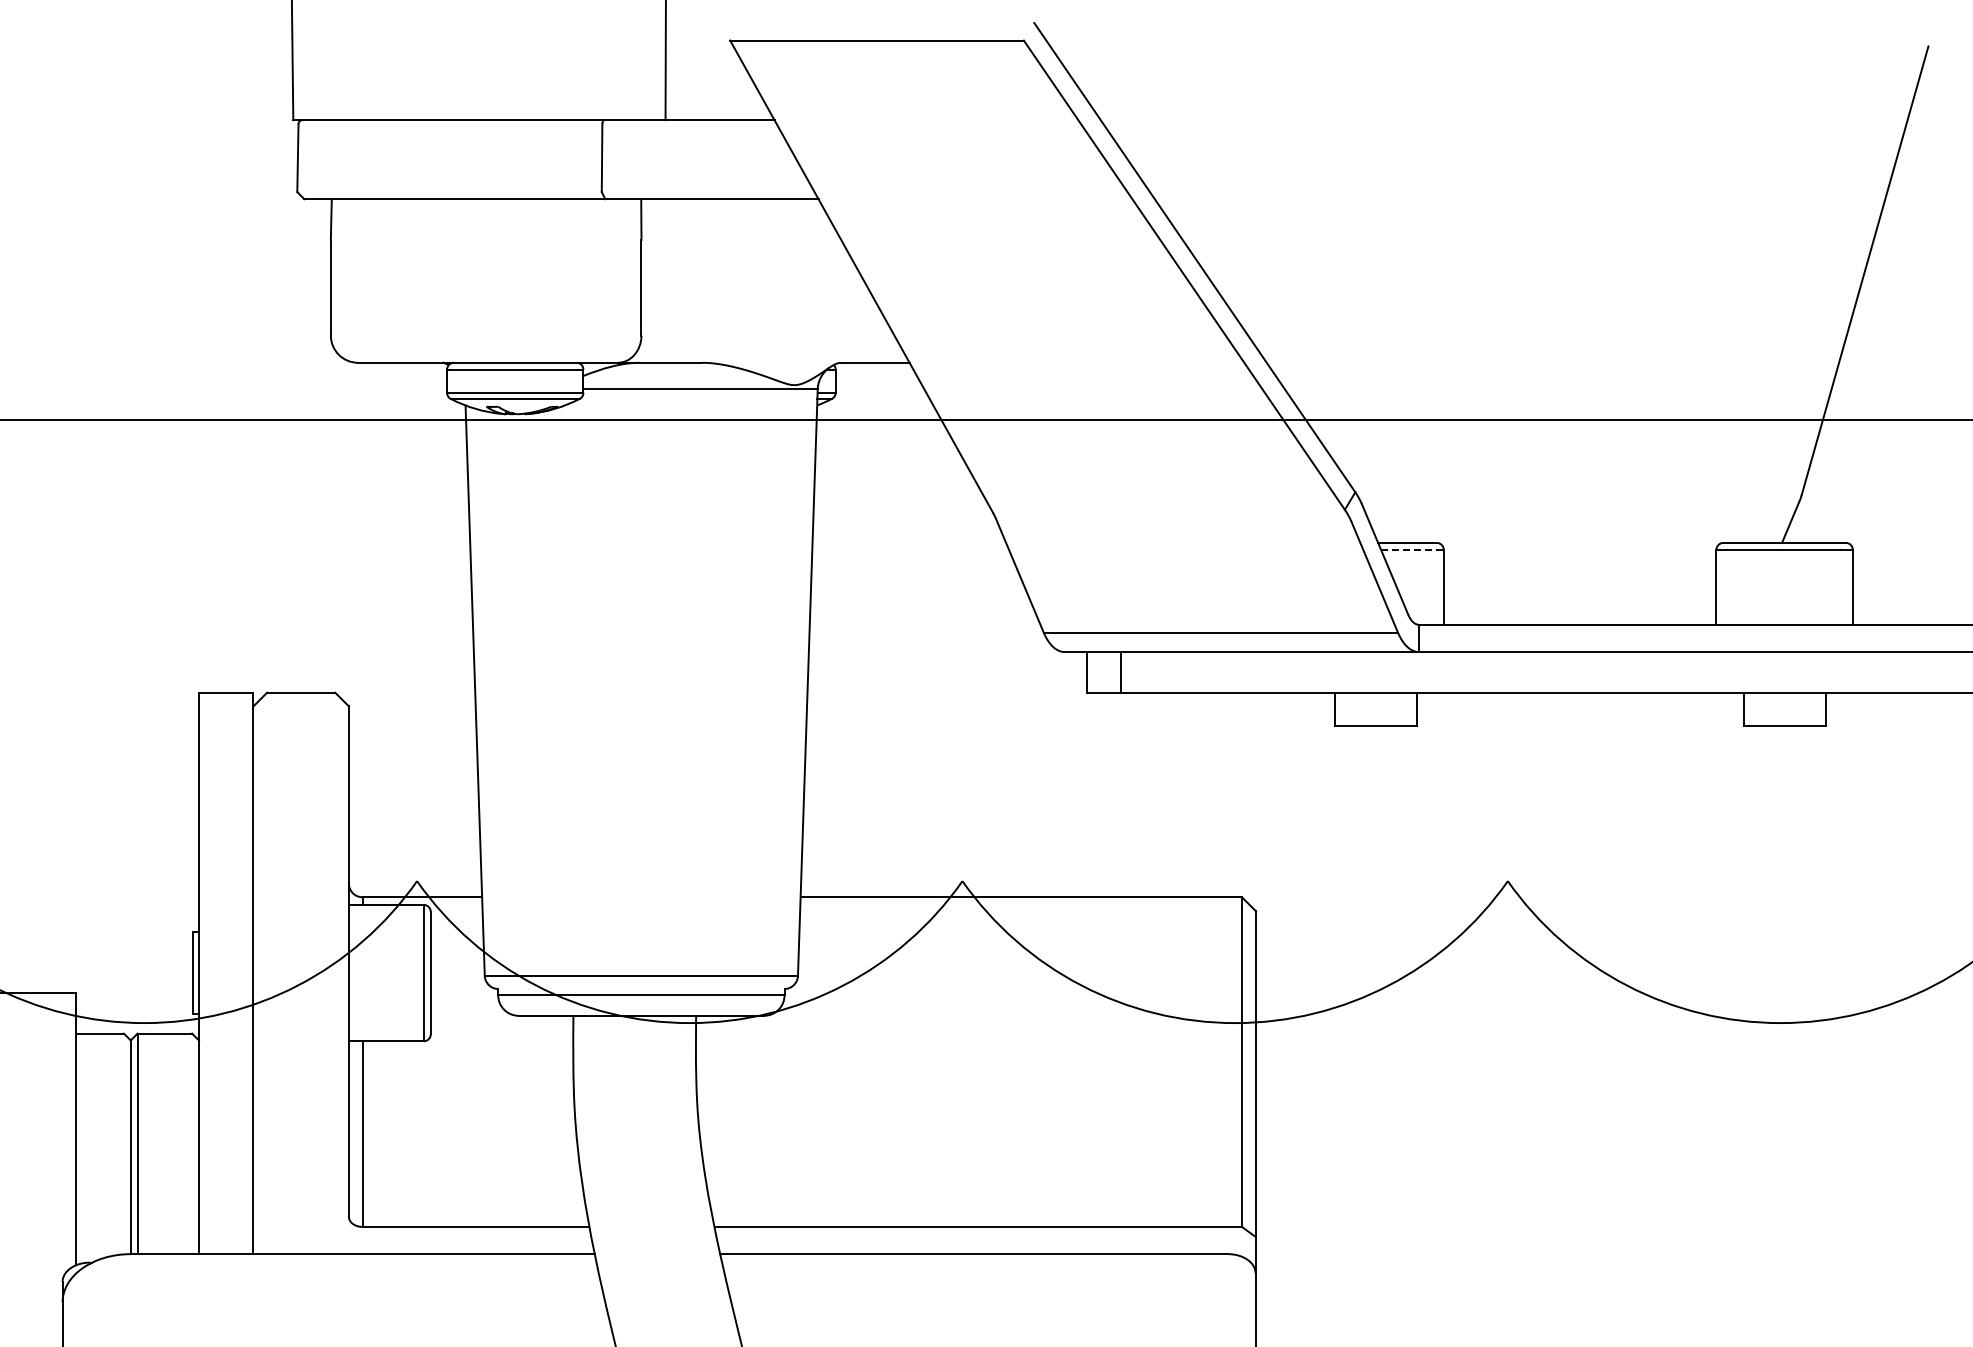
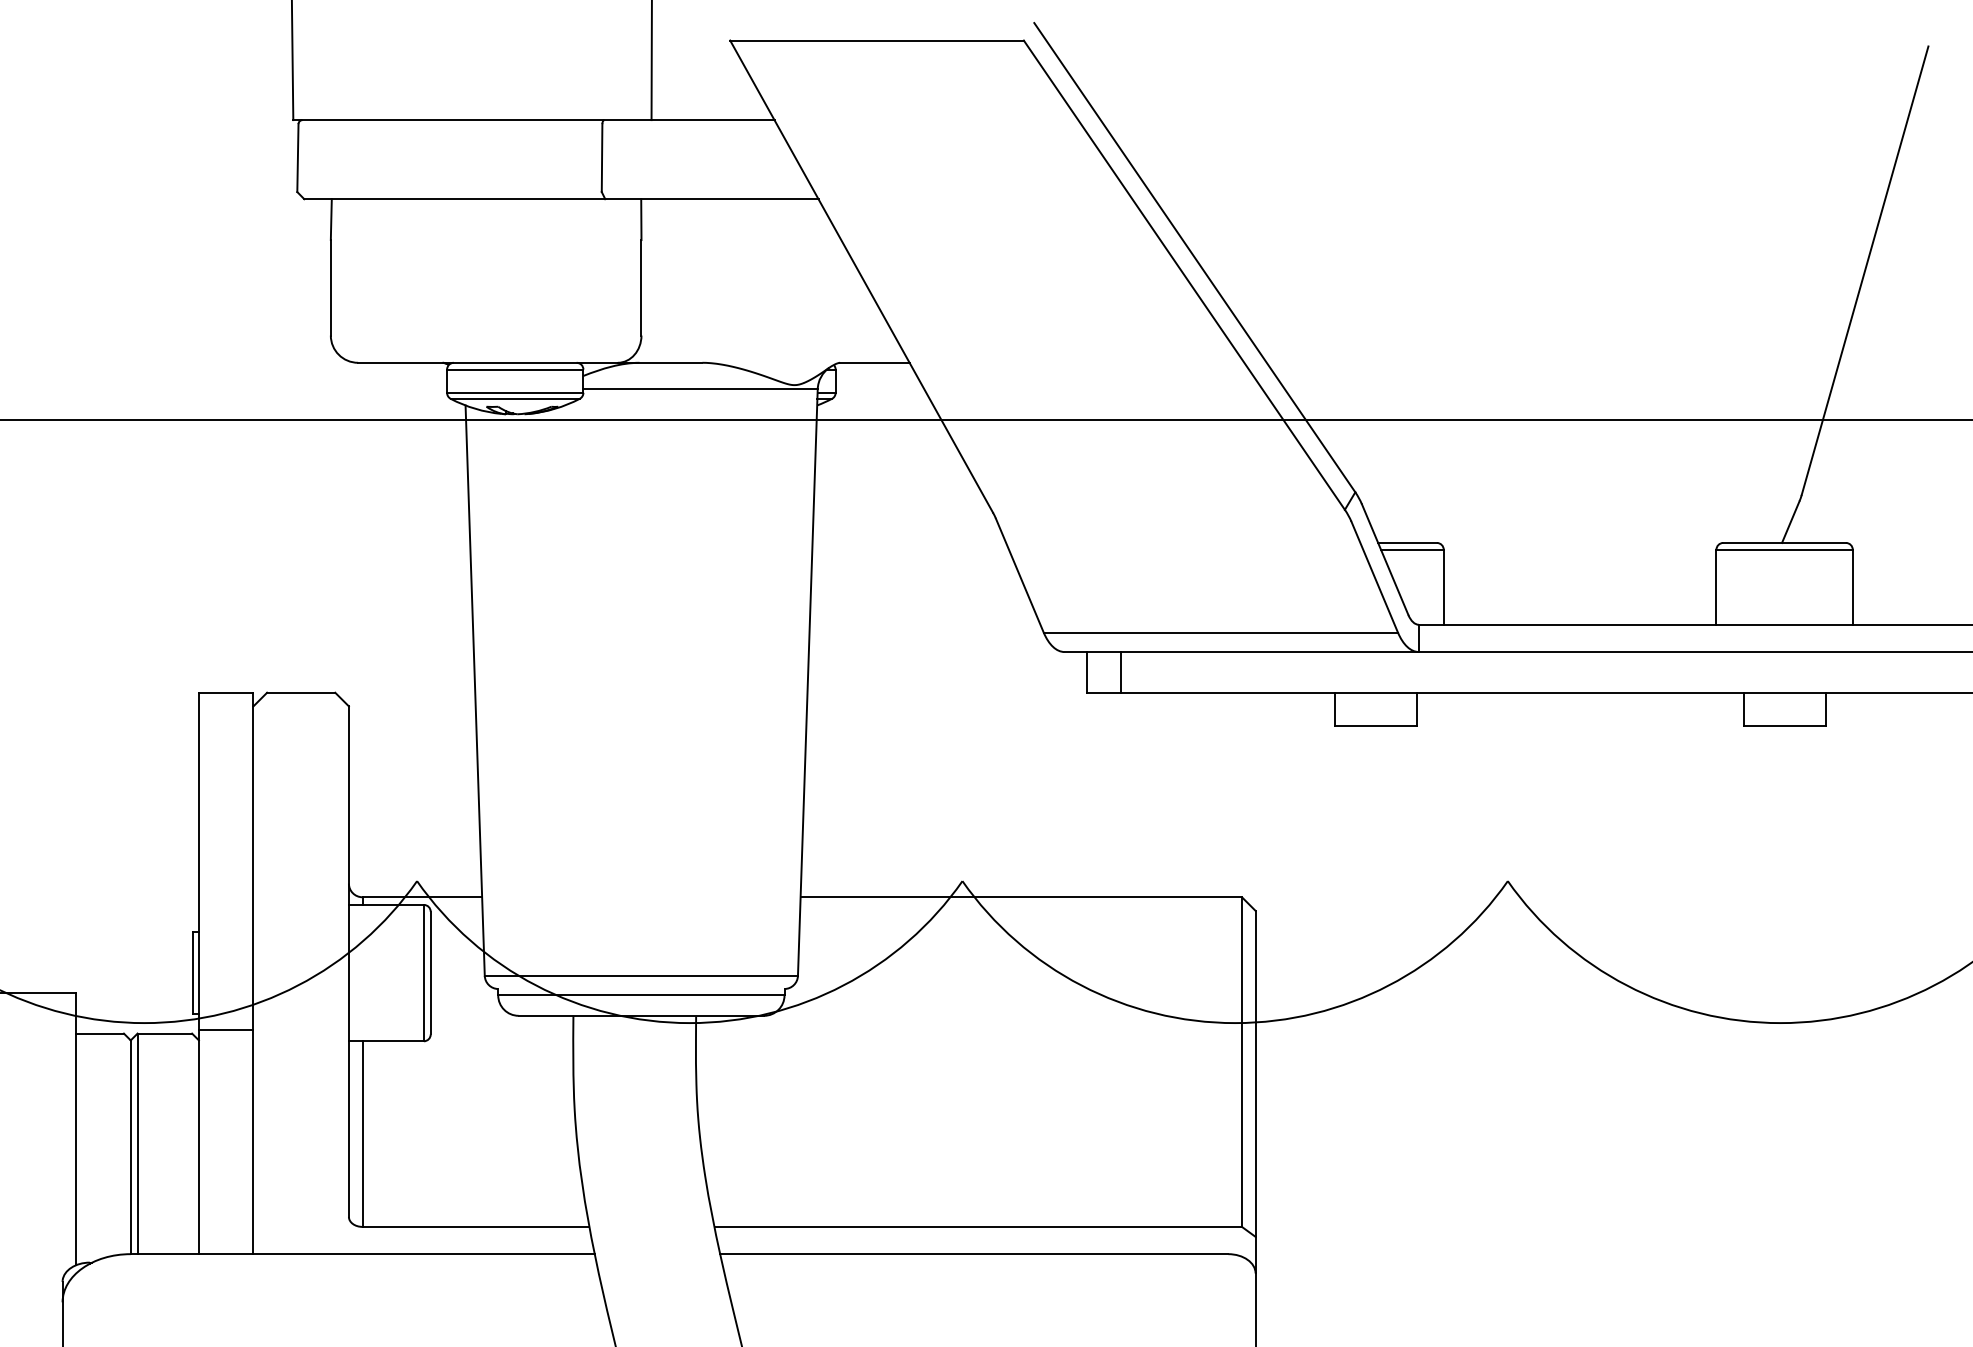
line position: (665, 61) -> (651, 61) (651, 61)
line: dashed -> solid (1412, 549)
line: none -> present (225, 1029)
